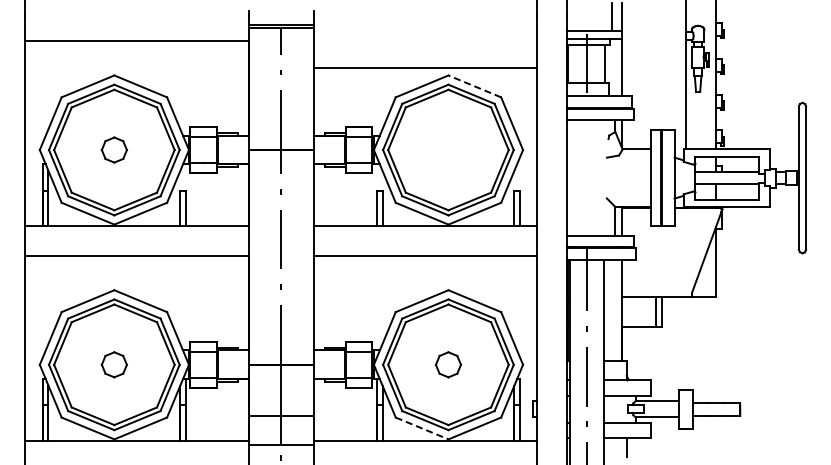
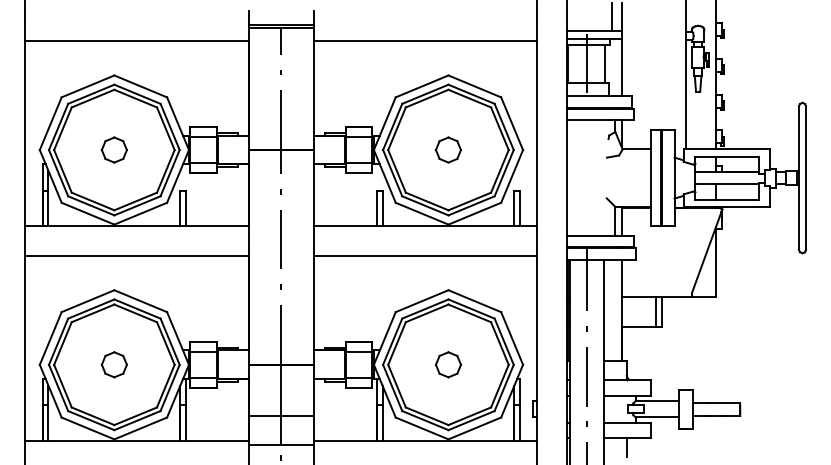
line position: (425, 67) -> (425, 40) (425, 40)
line: dashed -> solid (474, 86)
part: none -> present (447, 149)
line: dashed -> solid (422, 428)
